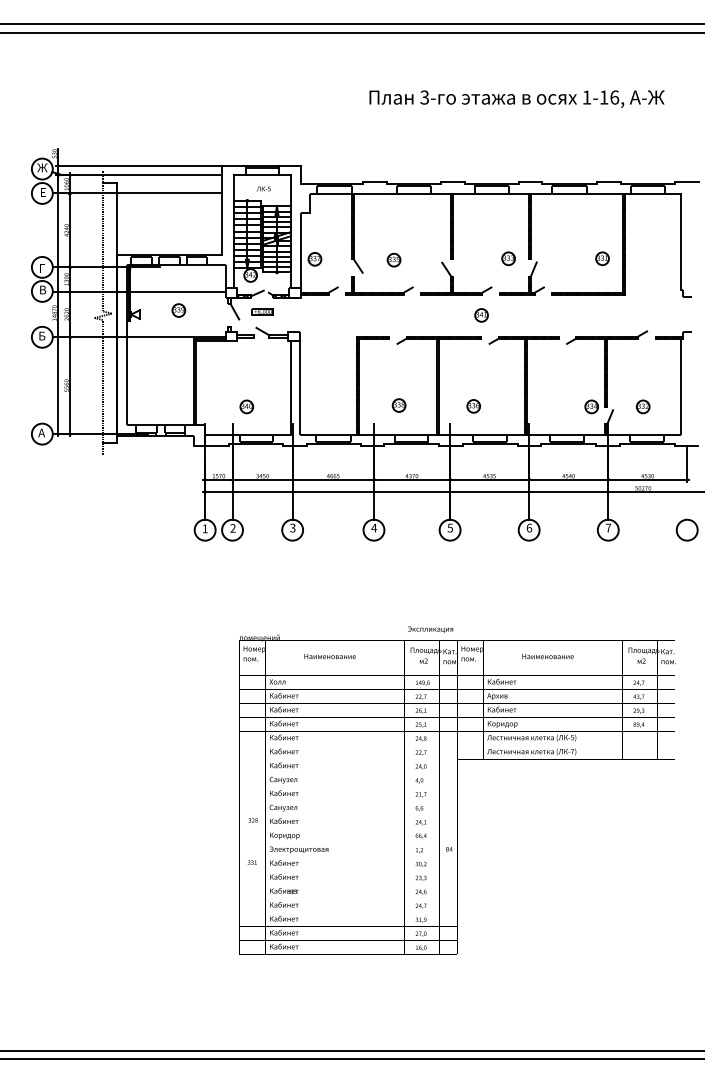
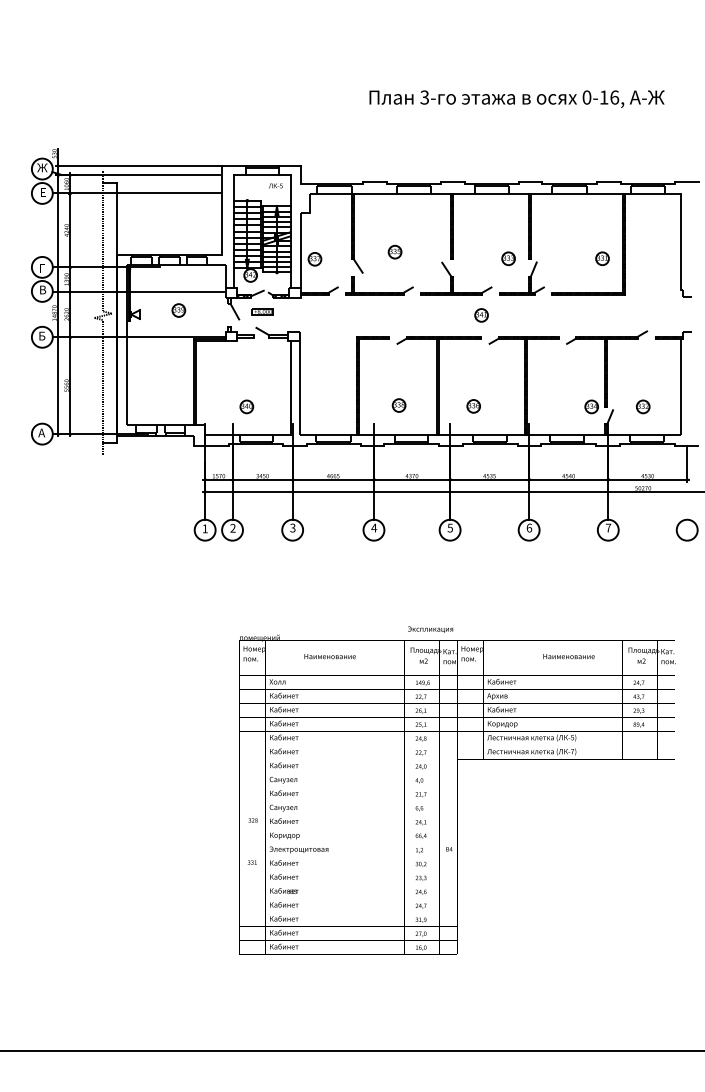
line: present -> none (351, 24)
line: present -> none (351, 32)
text: 1-16, -> 0-16, (586, 97)
text position: (263, 188) -> (275, 185) (275, 185)
part position: (393, 259) -> (394, 251) (394, 251)
text position: (547, 656) -> (568, 656) (568, 656)
line: present -> none (351, 1059)
